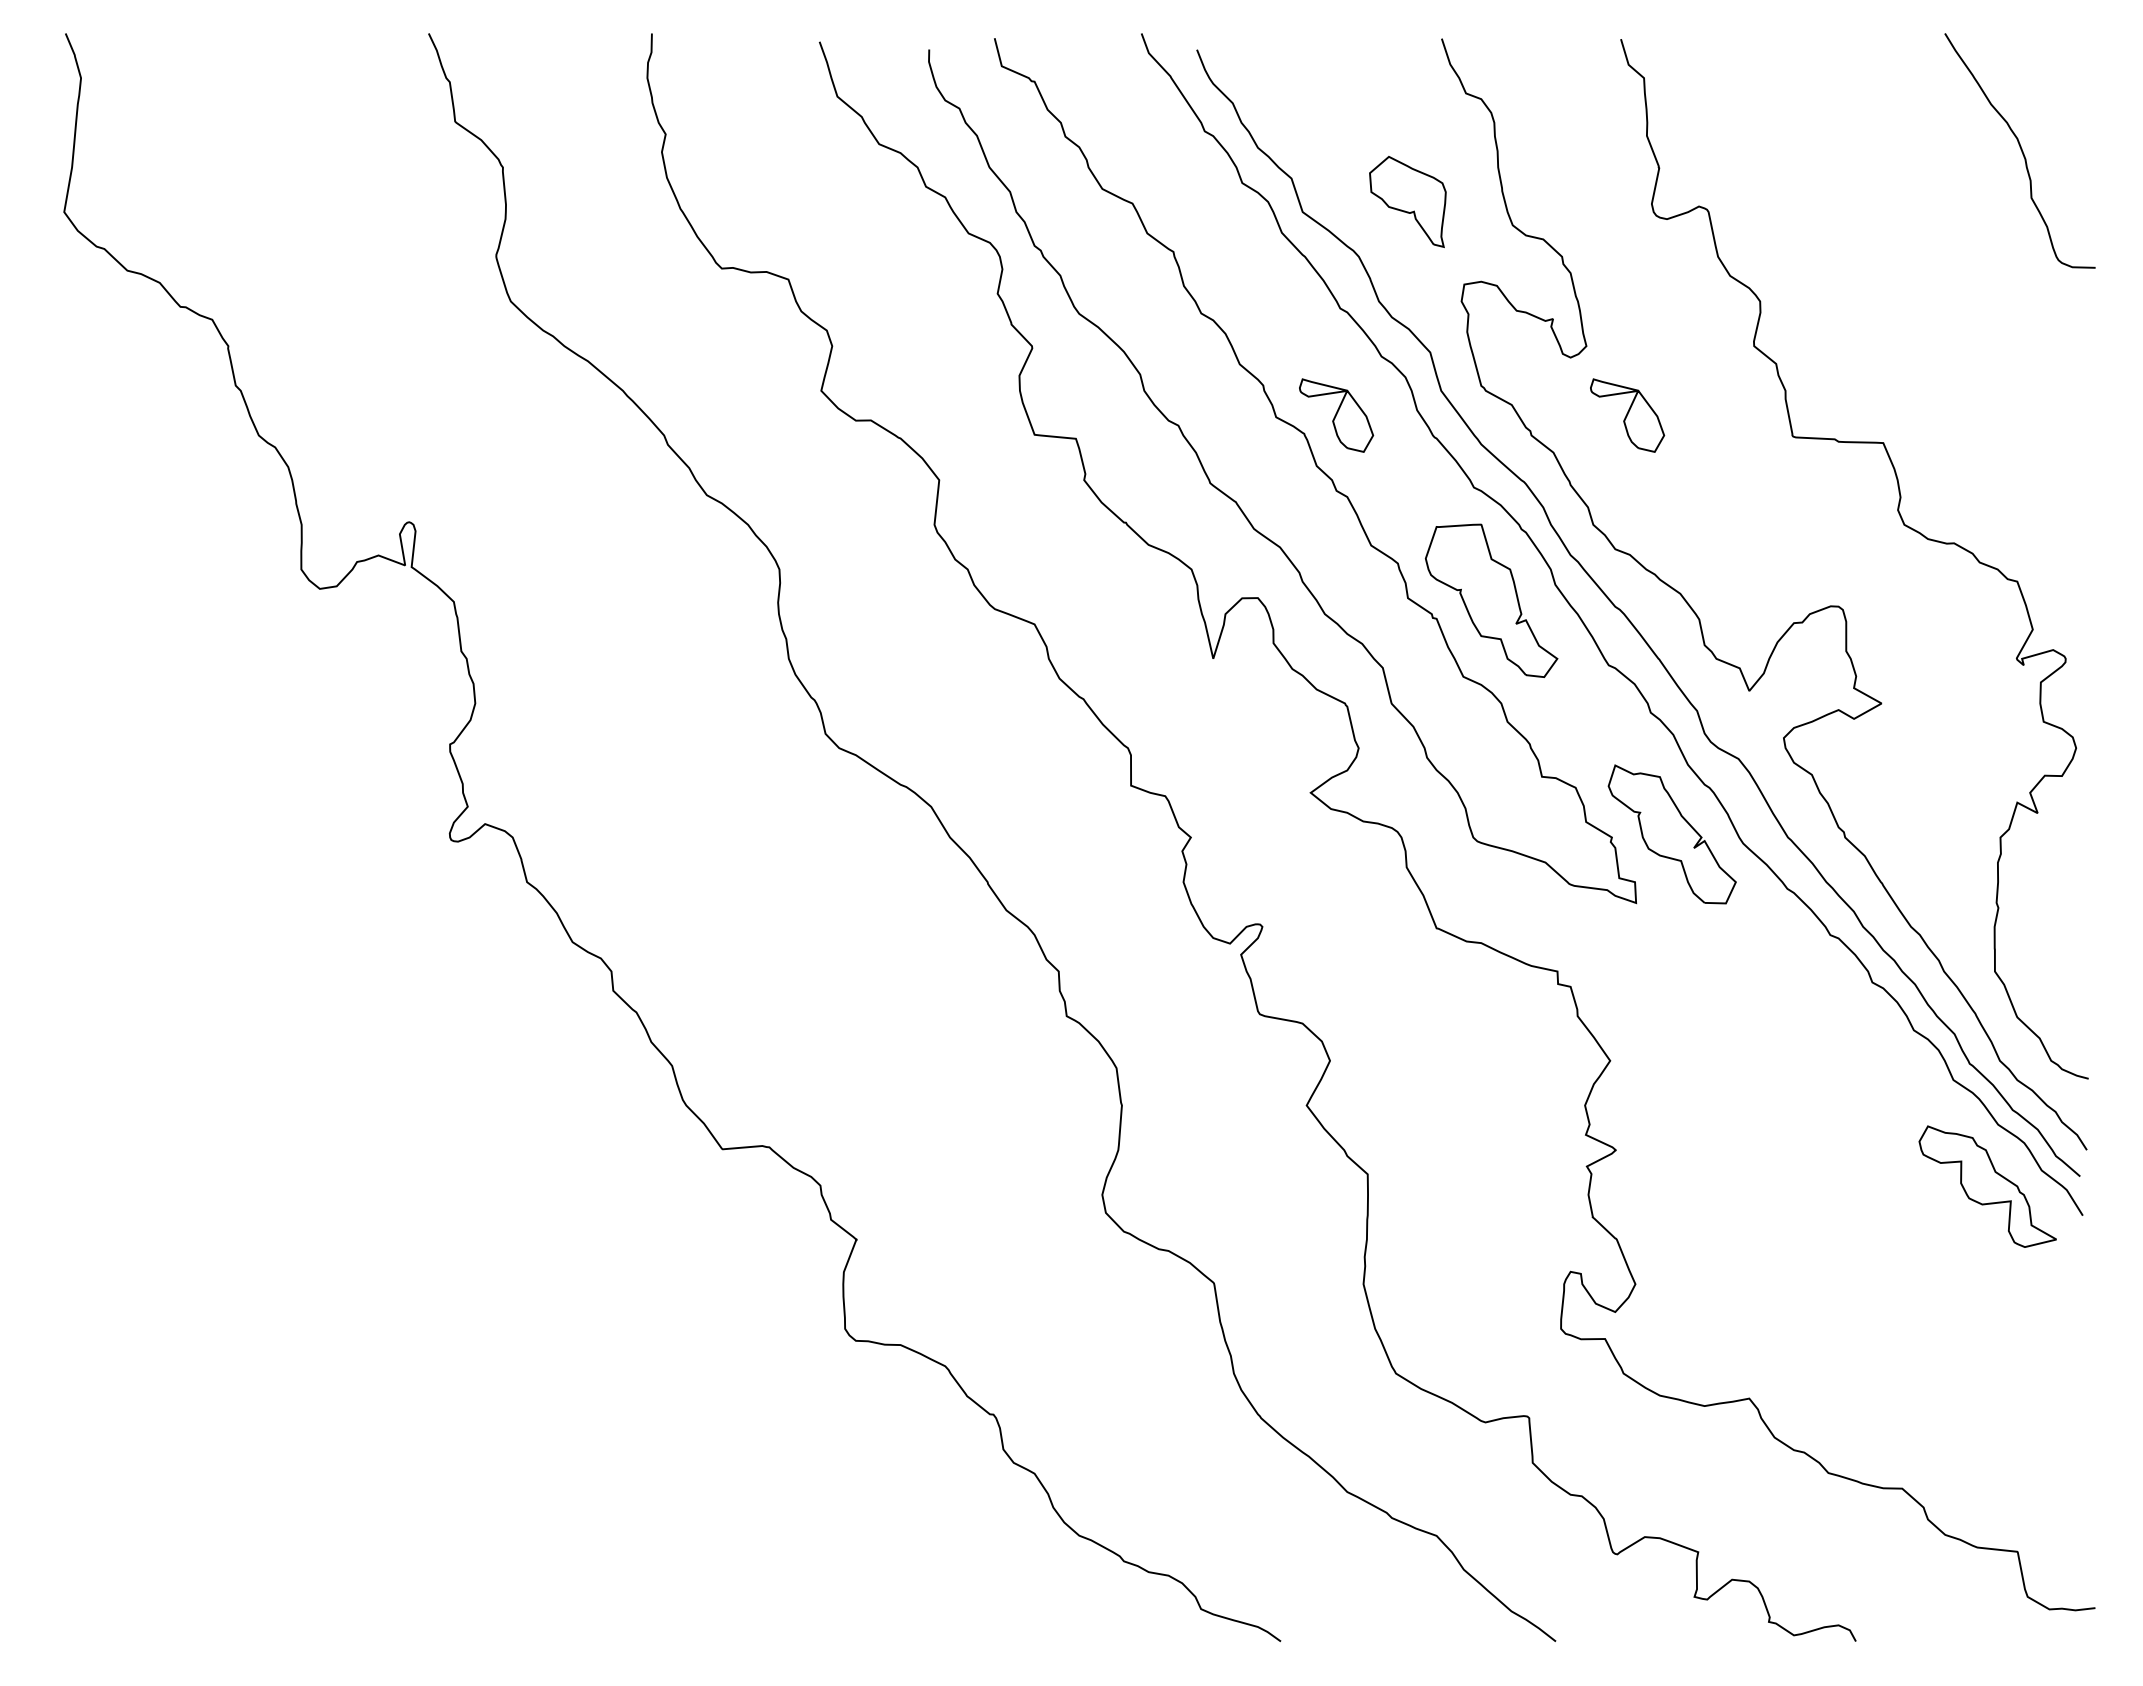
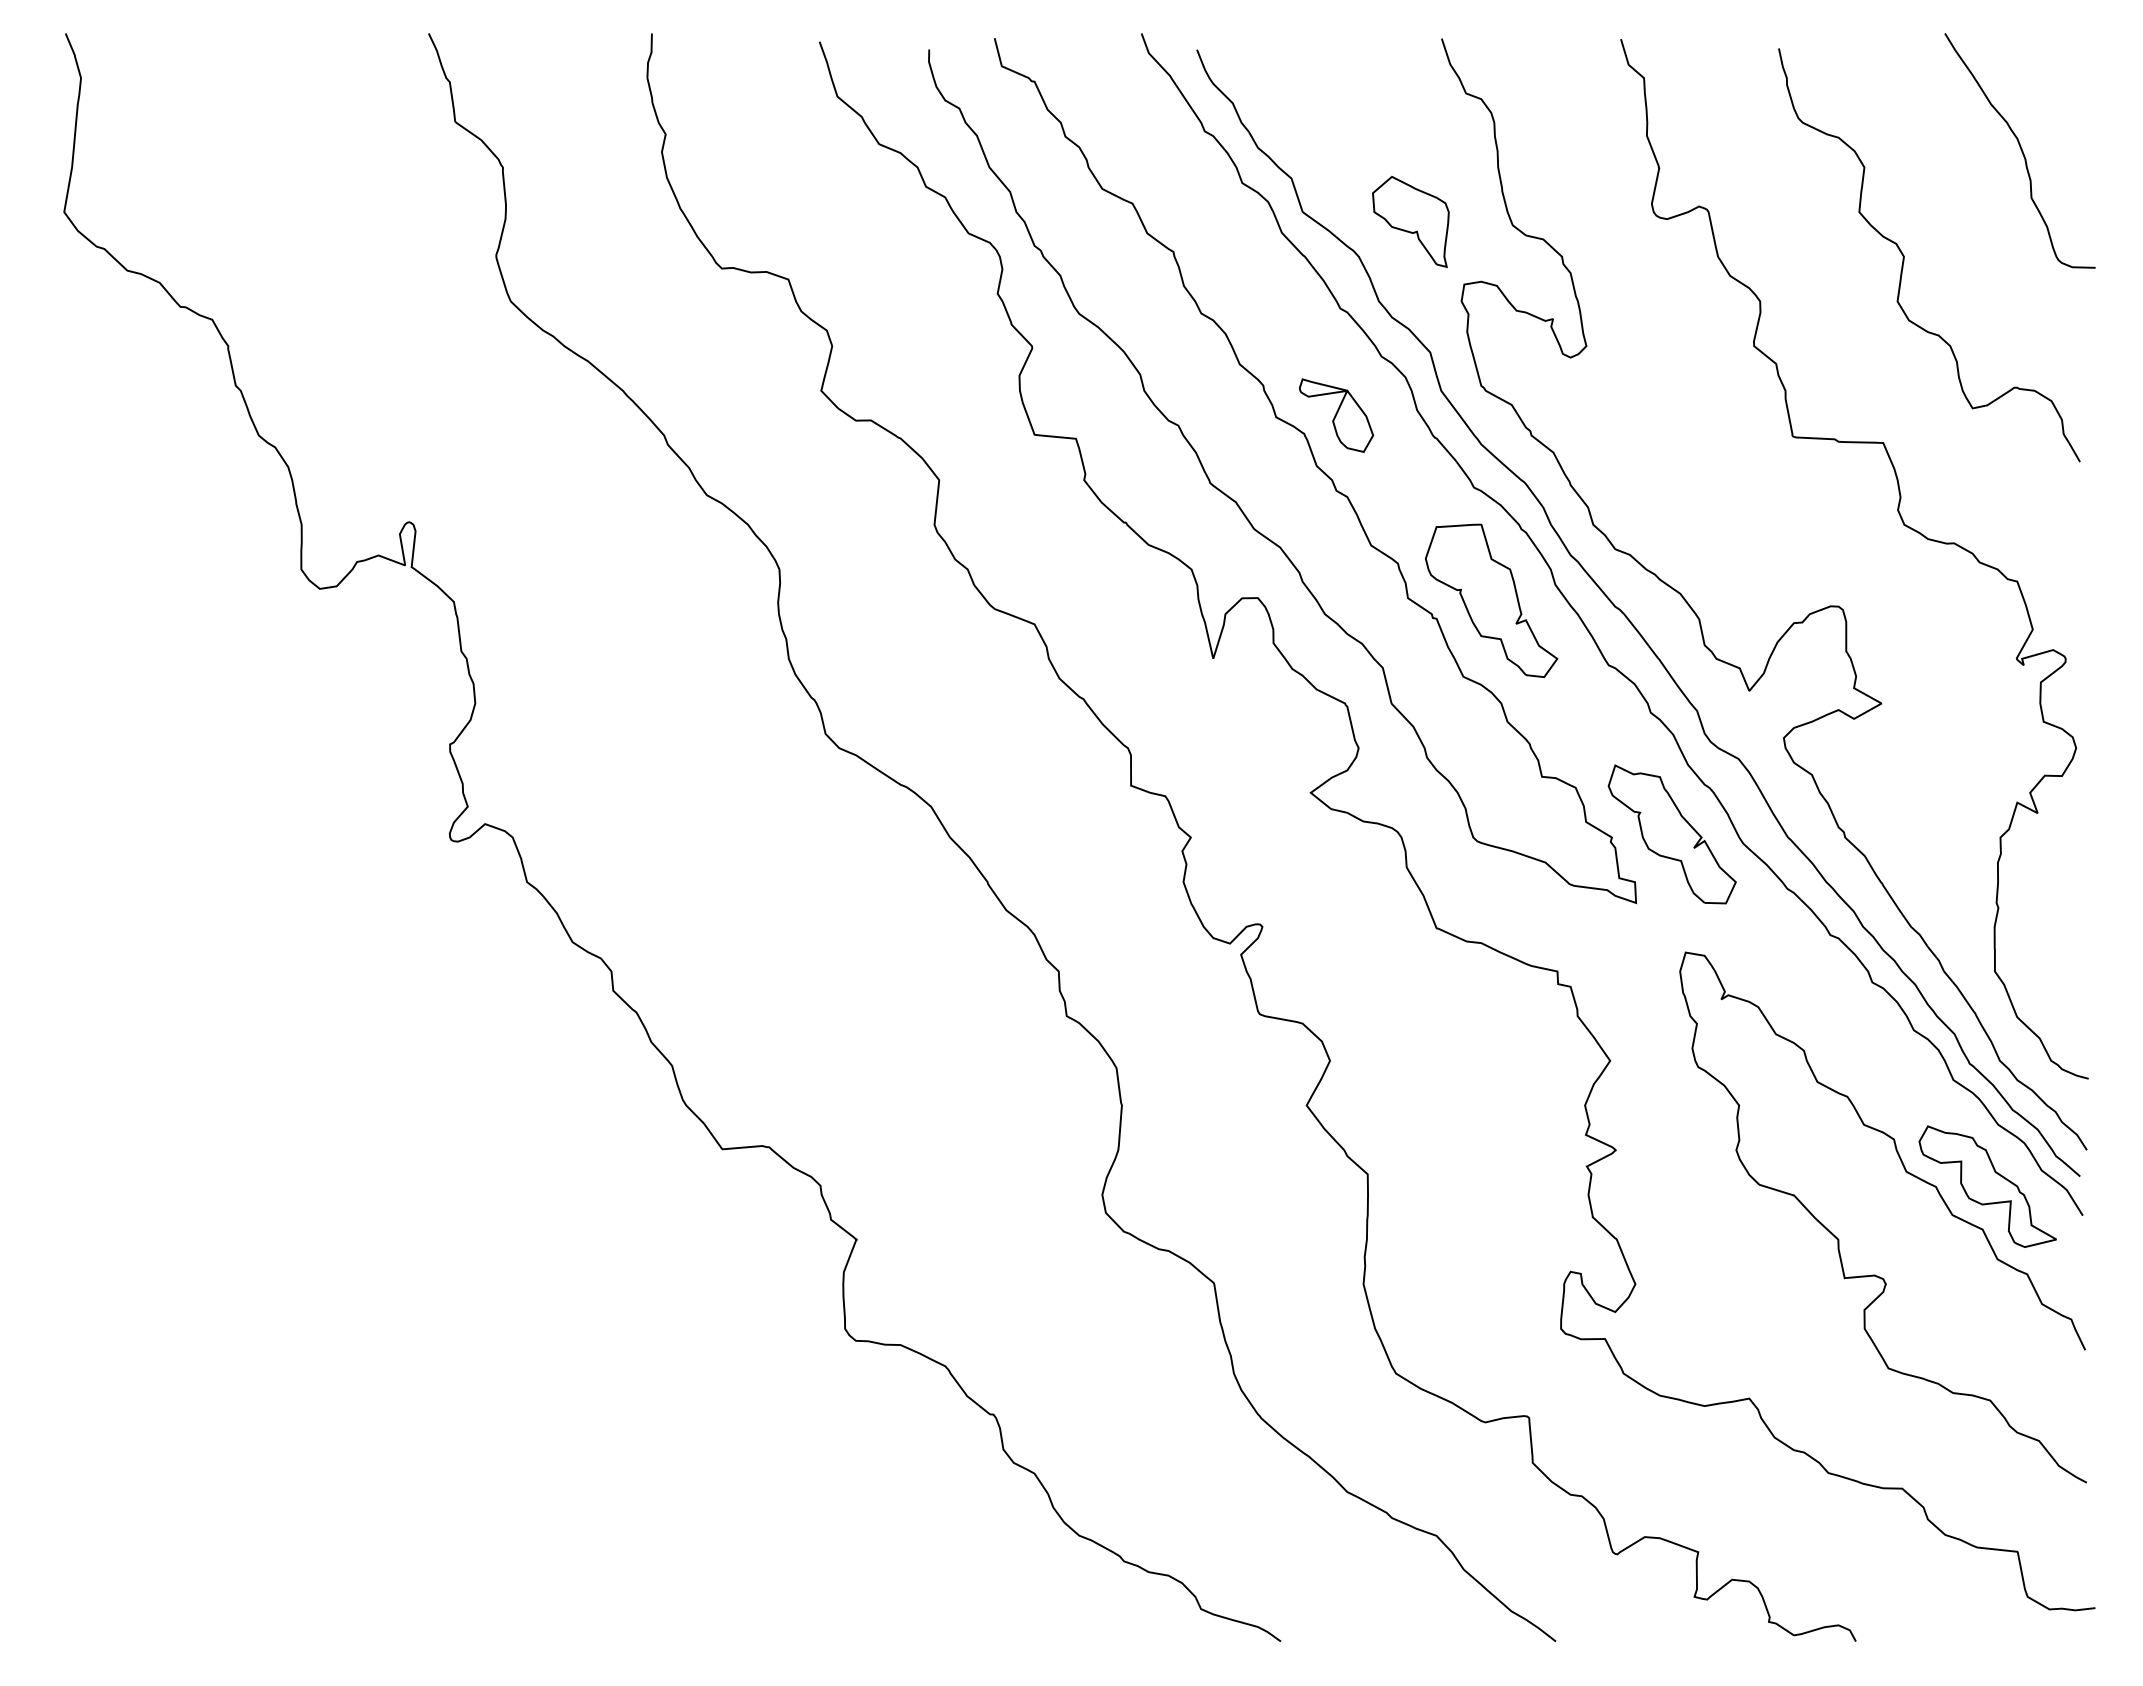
part position: (1407, 201) -> (1410, 221) (1410, 221)
curve: none -> present (1904, 255)
part: present -> none (1627, 415)
curve: none -> present (1839, 1239)
